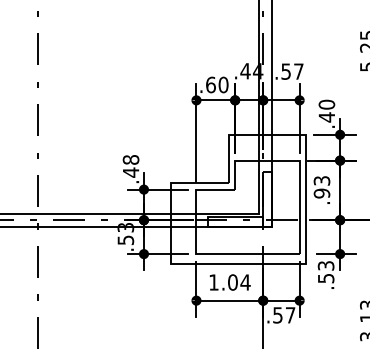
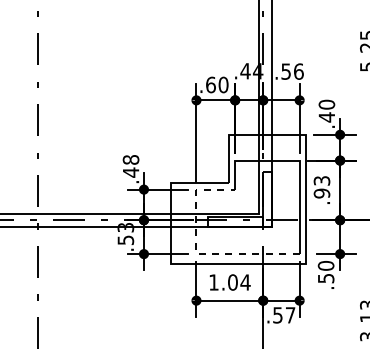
text: .57 -> .56 (298, 71)
line: solid -> dashed (196, 254)
text: .53 -> .50 (325, 265)
